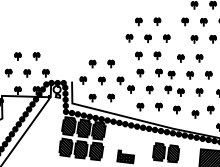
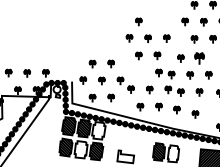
part: present -> none (157, 21)
part: present -> none (17, 56)
part: present -> none (36, 56)
part size: 9x9 px -> 11x13 px (199, 58)
part: present -> none (140, 72)
part: present -> none (210, 109)
hatch: present -> none (98, 130)
hatch: present -> none (80, 149)
hatch: present -> none (173, 153)
hatch: present -> none (125, 156)
